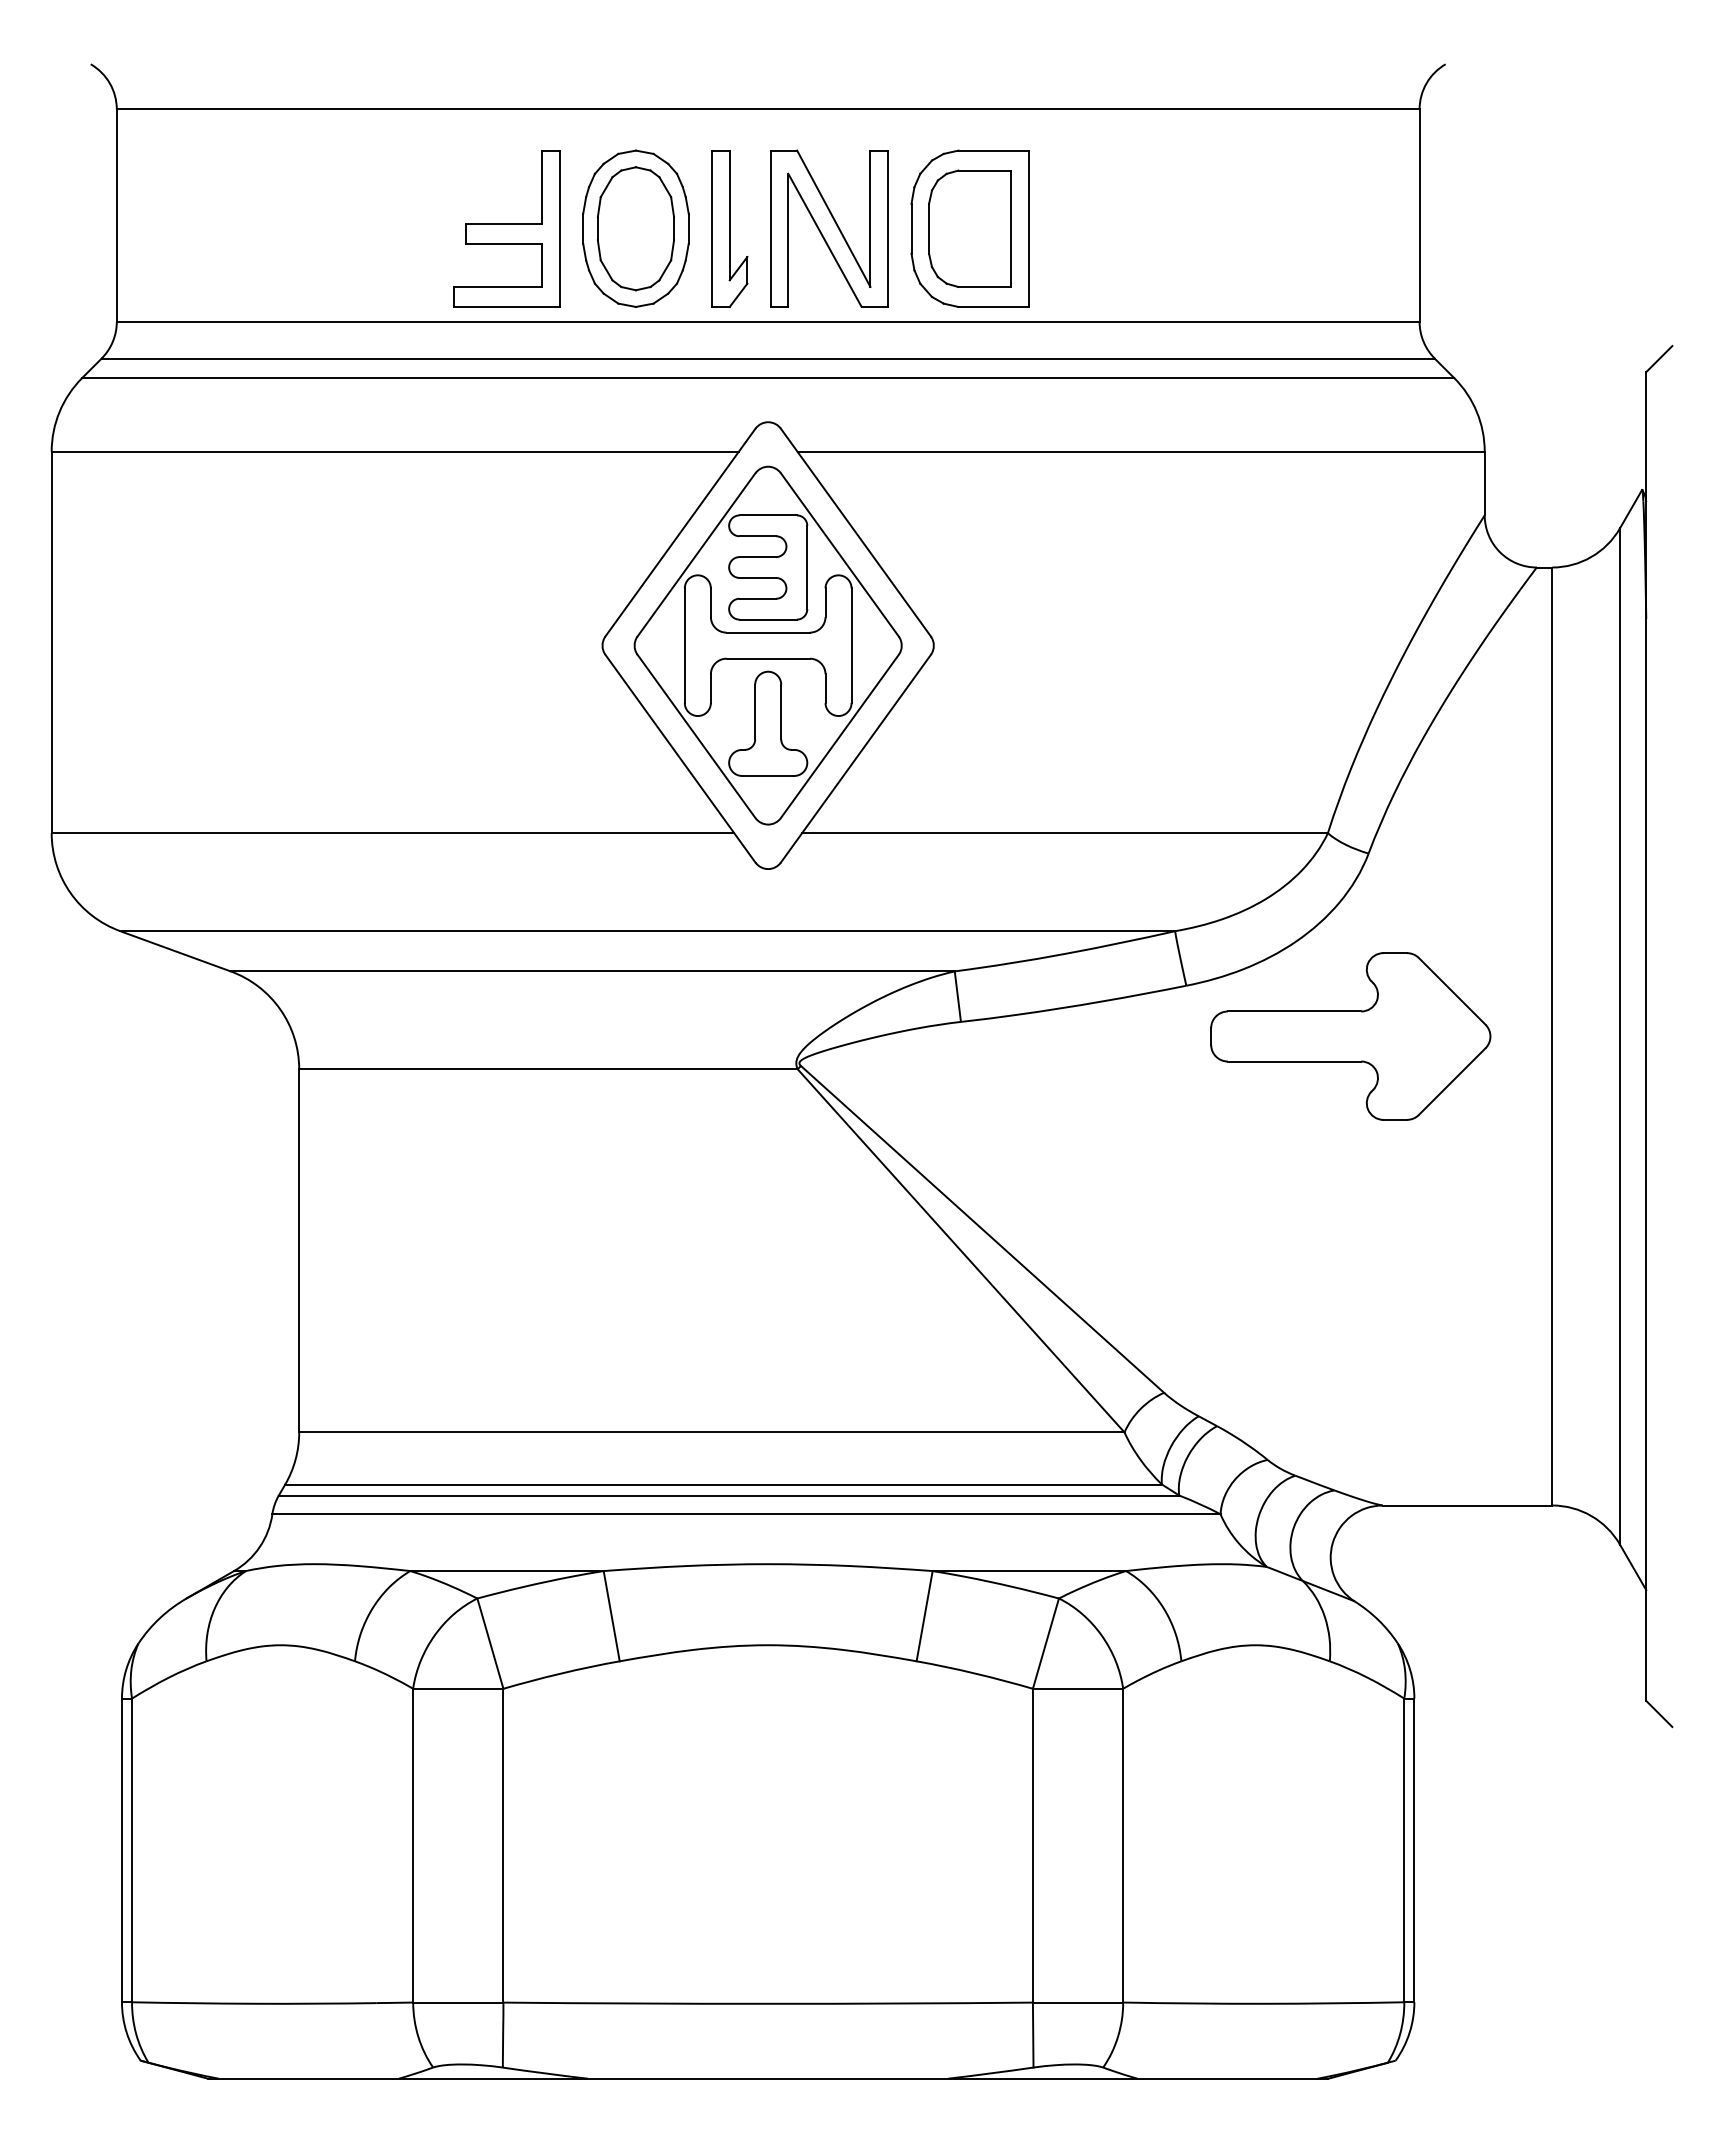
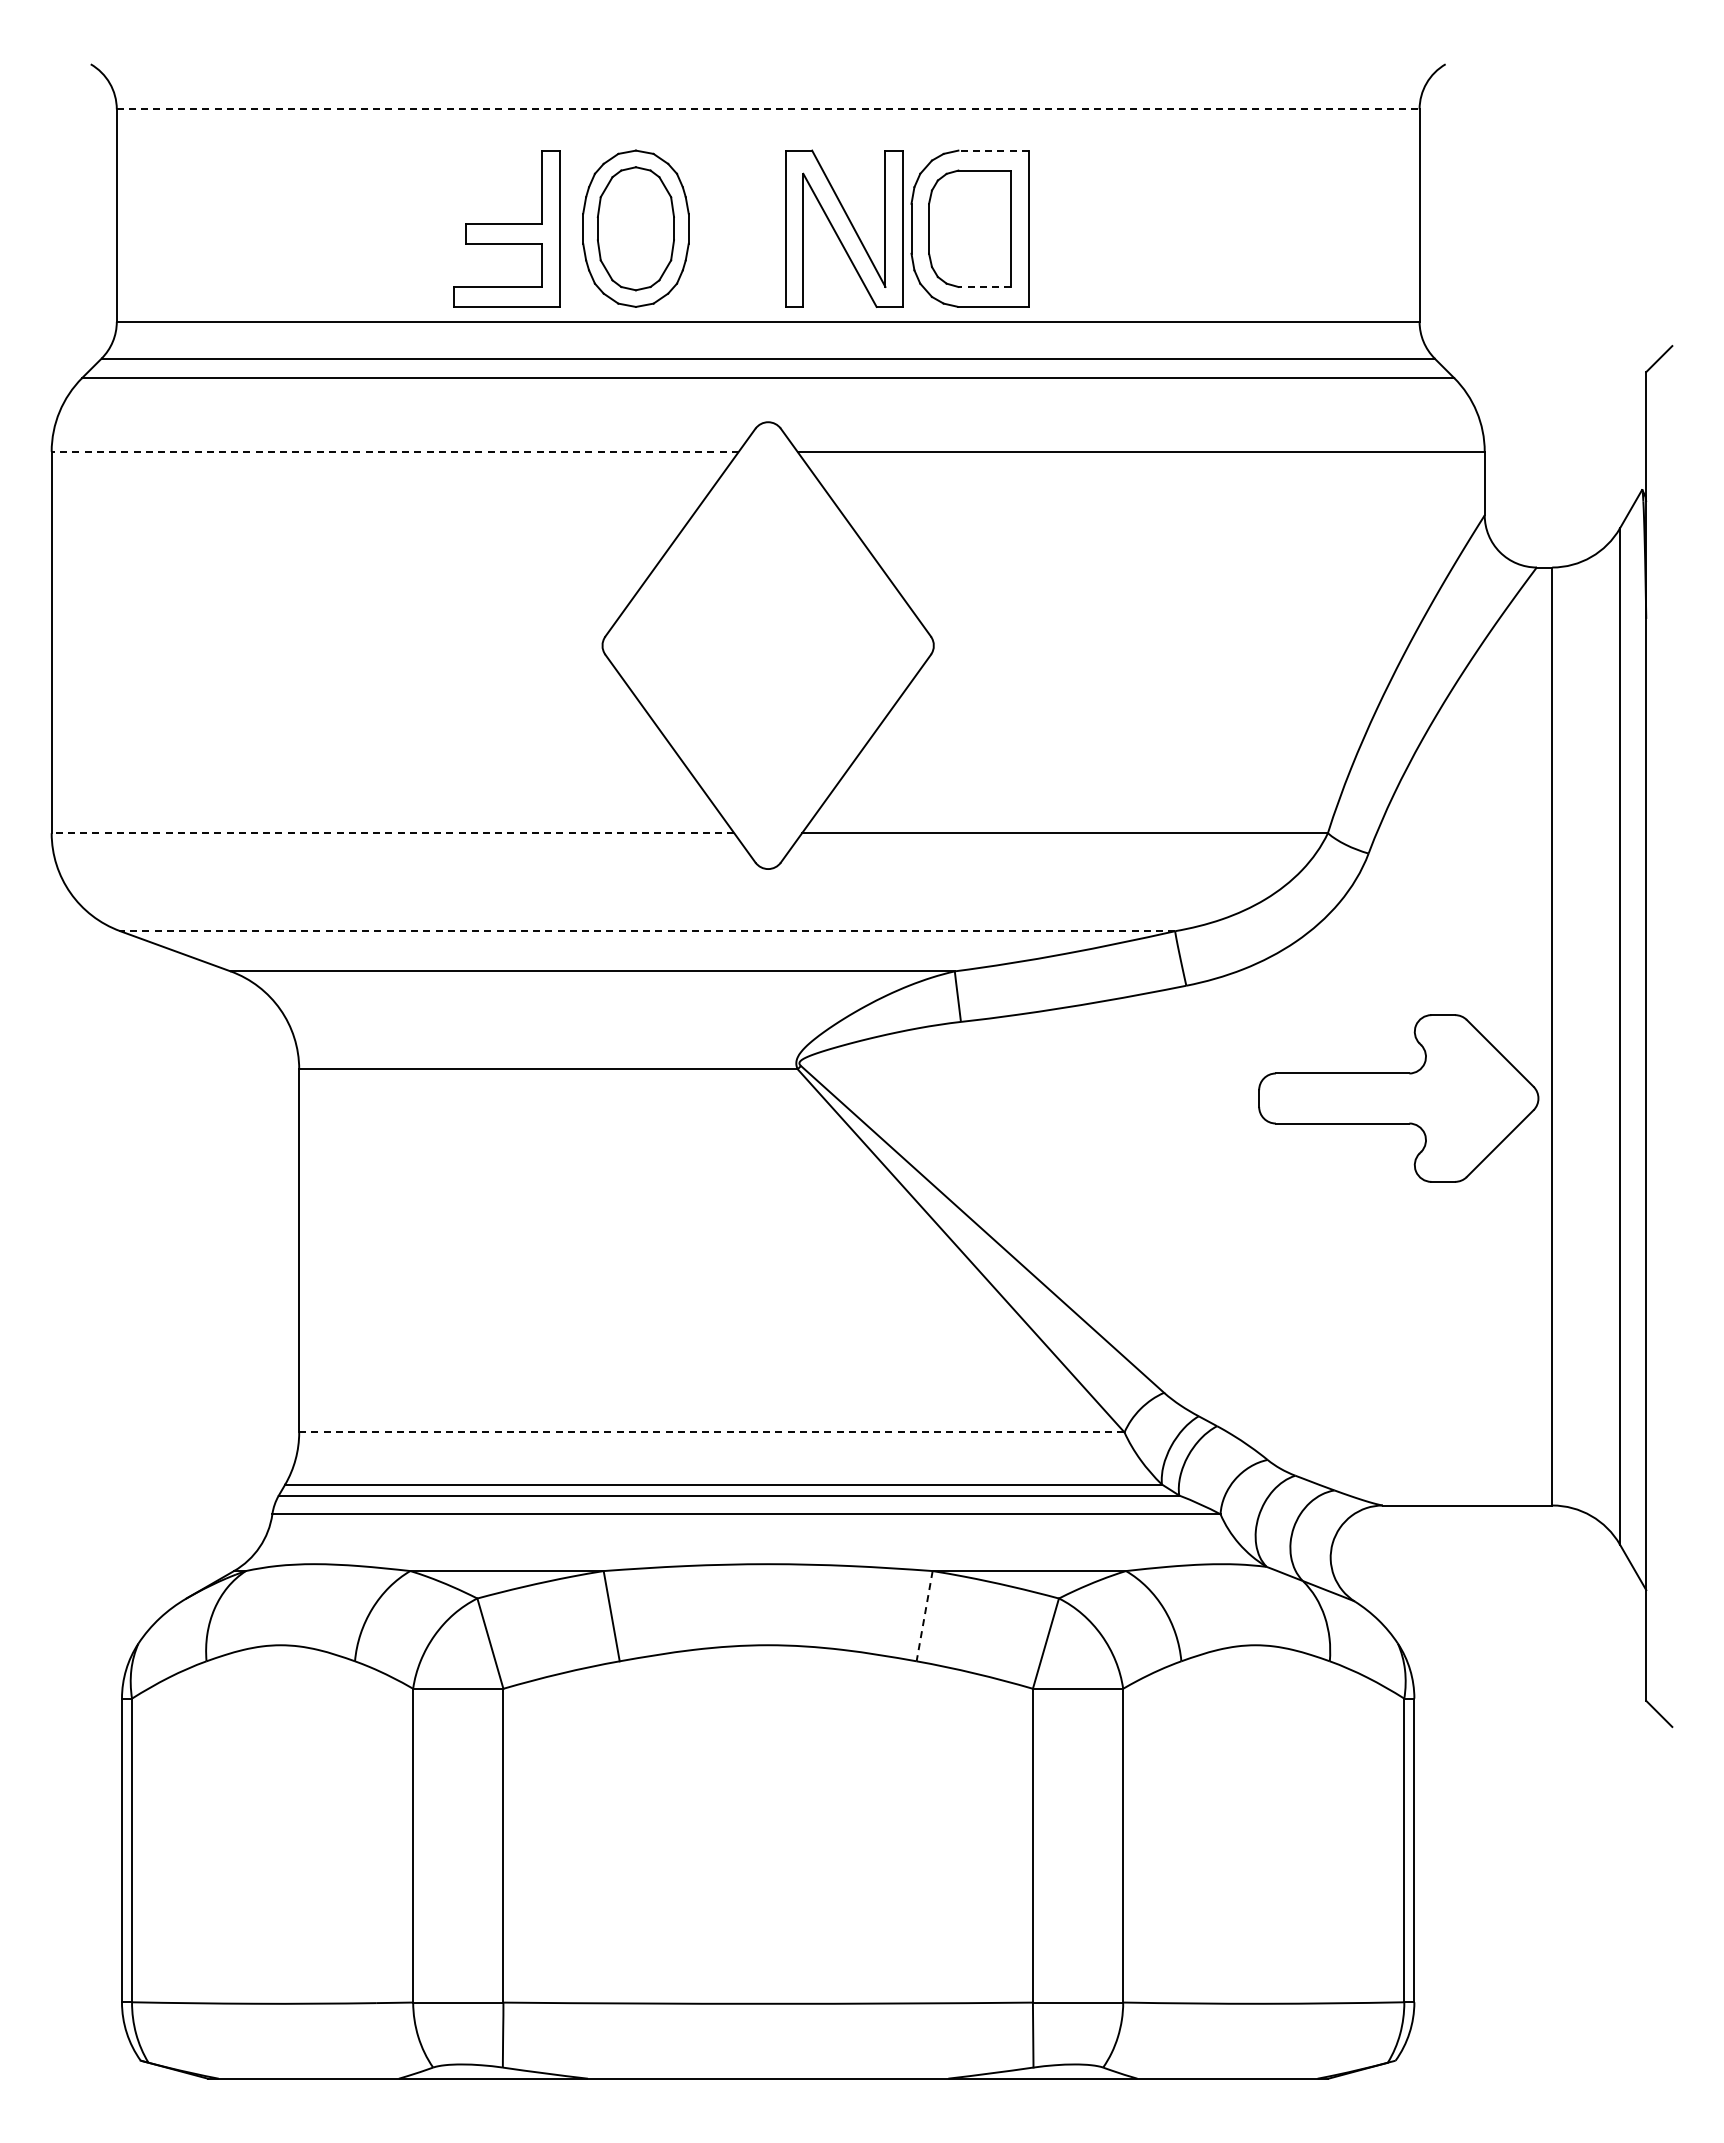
line: solid -> dashed (768, 109)
line: solid -> dashed (993, 150)
part: present -> none (729, 228)
part position: (829, 228) -> (844, 228) (844, 228)
line: solid -> dashed (984, 287)
line: solid -> dashed (395, 451)
part: present -> none (767, 645)
line: solid -> dashed (392, 833)
line: solid -> dashed (647, 931)
part position: (1350, 1036) -> (1398, 1098) (1398, 1098)
line: solid -> dashed (711, 1432)
line: solid -> dashed (924, 1616)
